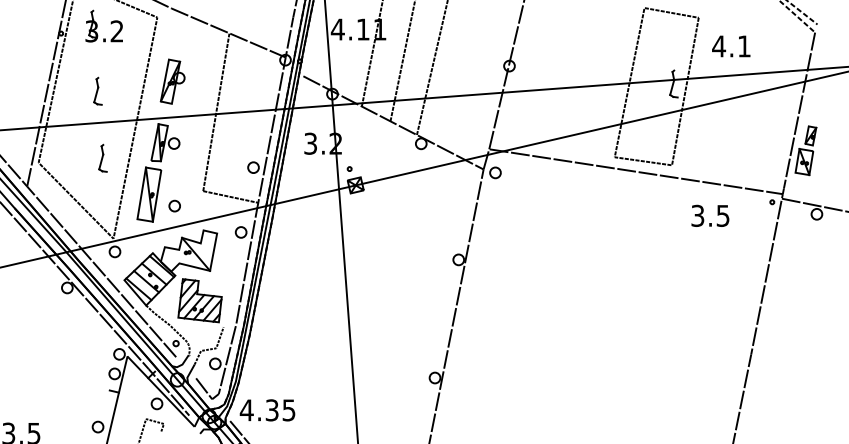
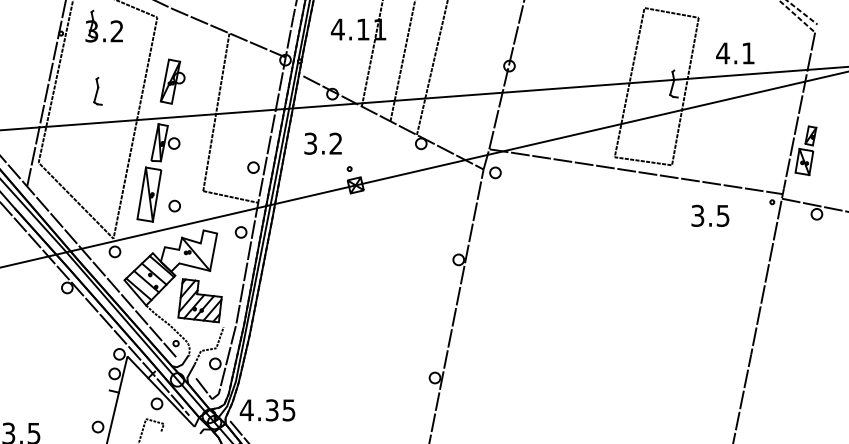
text position: (731, 46) -> (735, 53) (735, 53)
part: present -> none (102, 157)
line: present -> none (341, 221)
